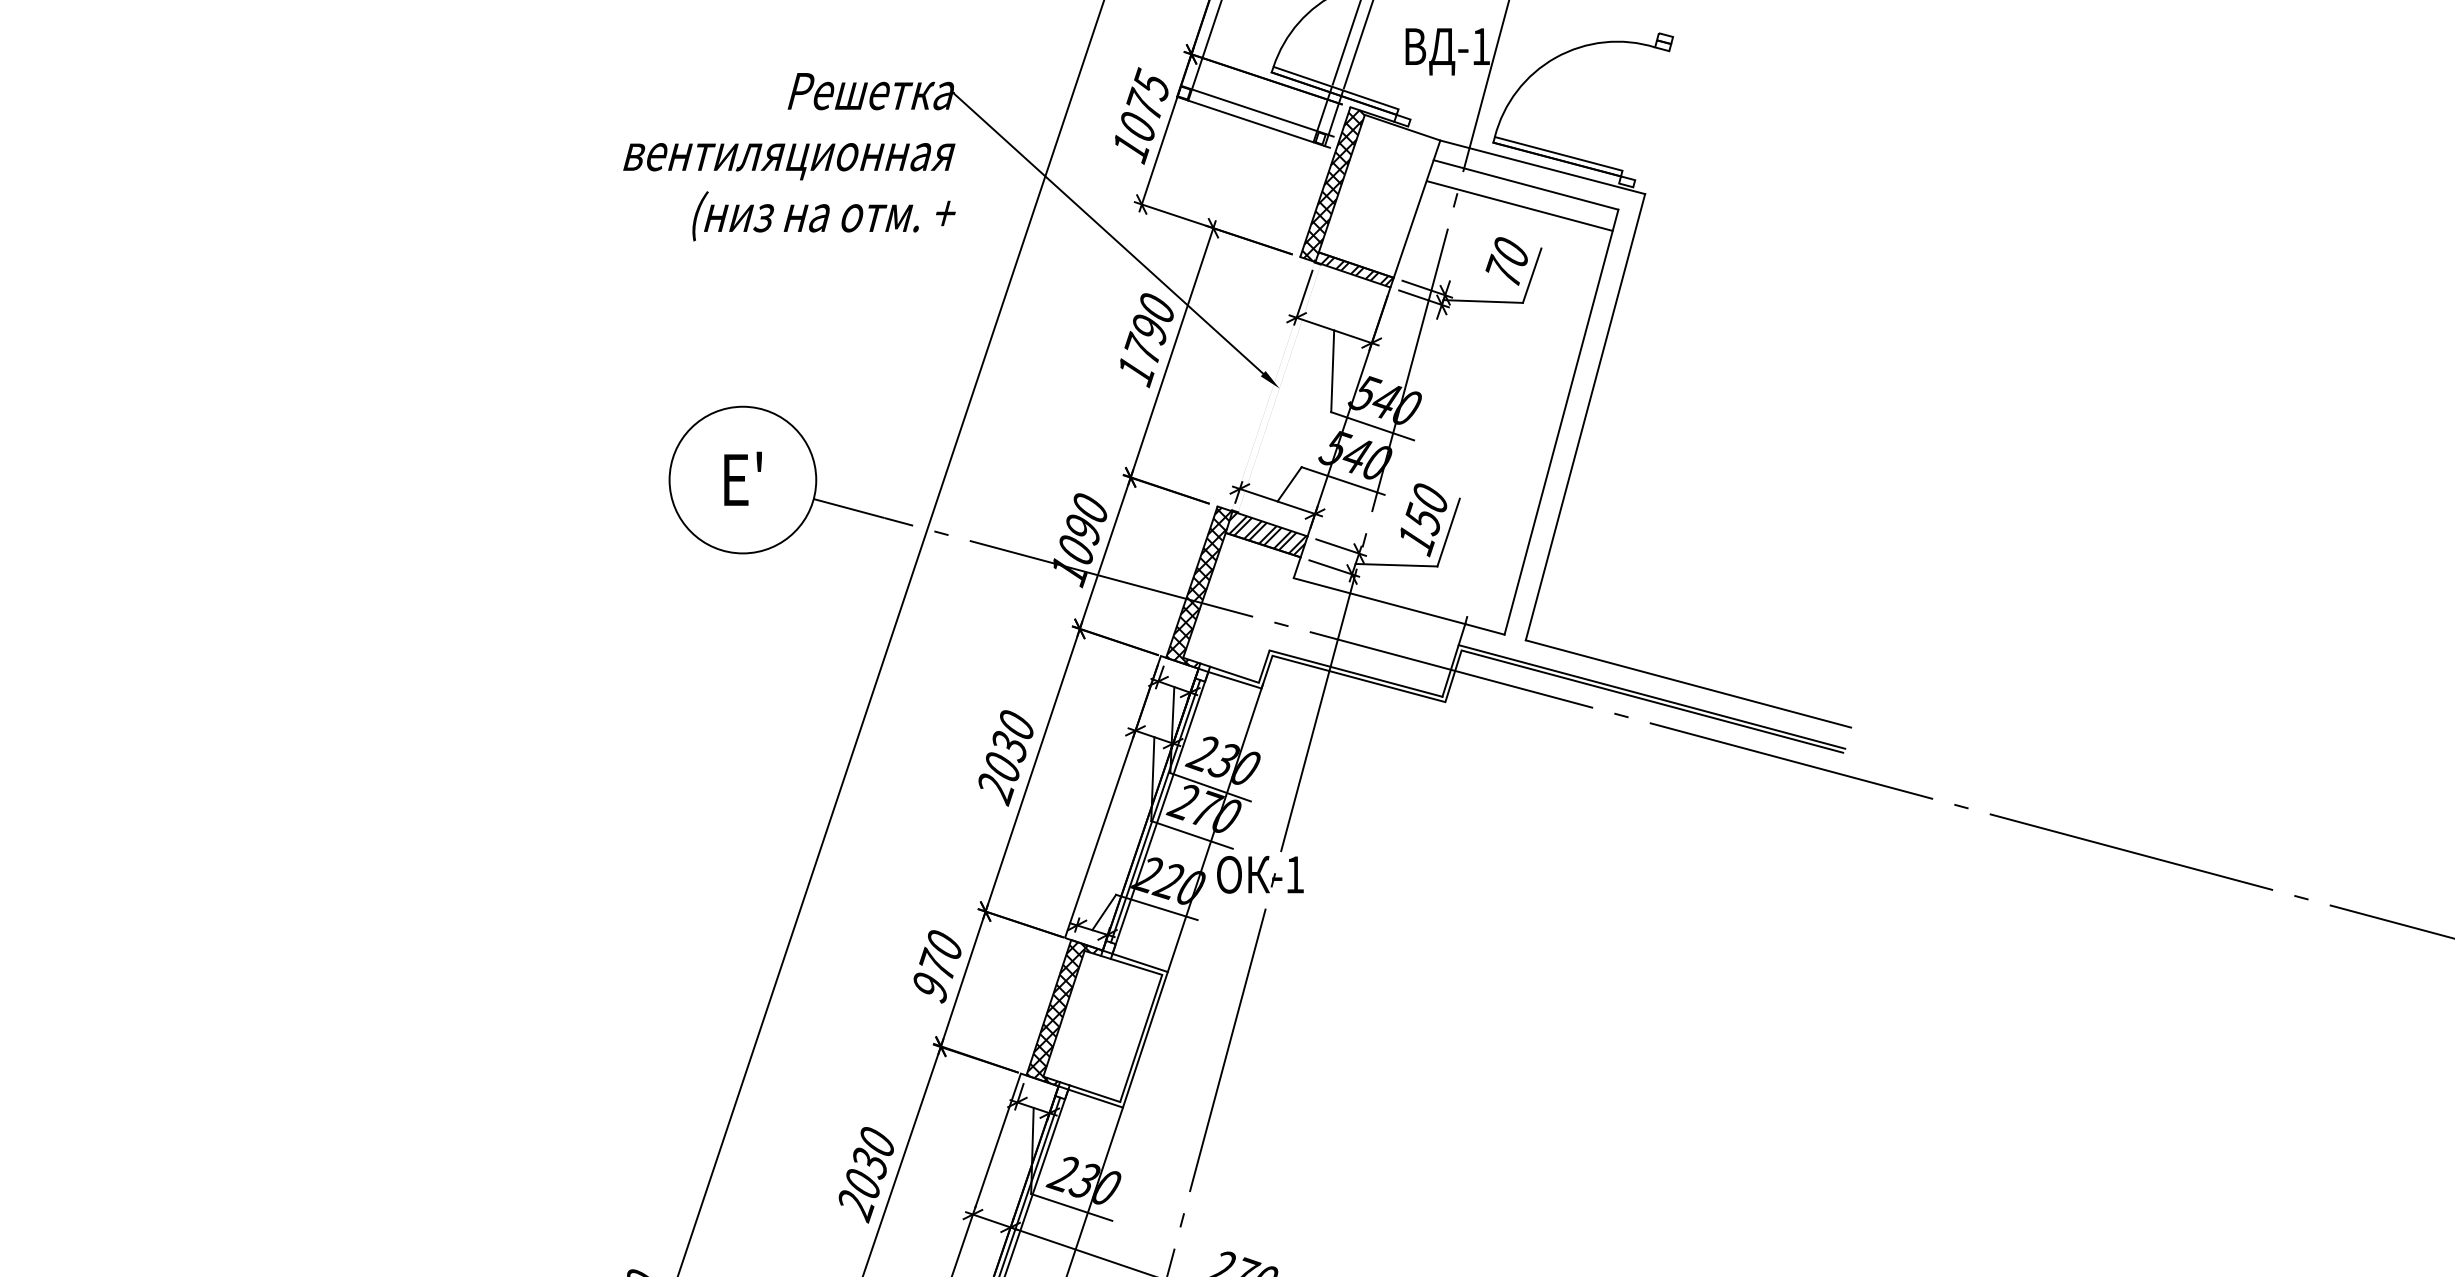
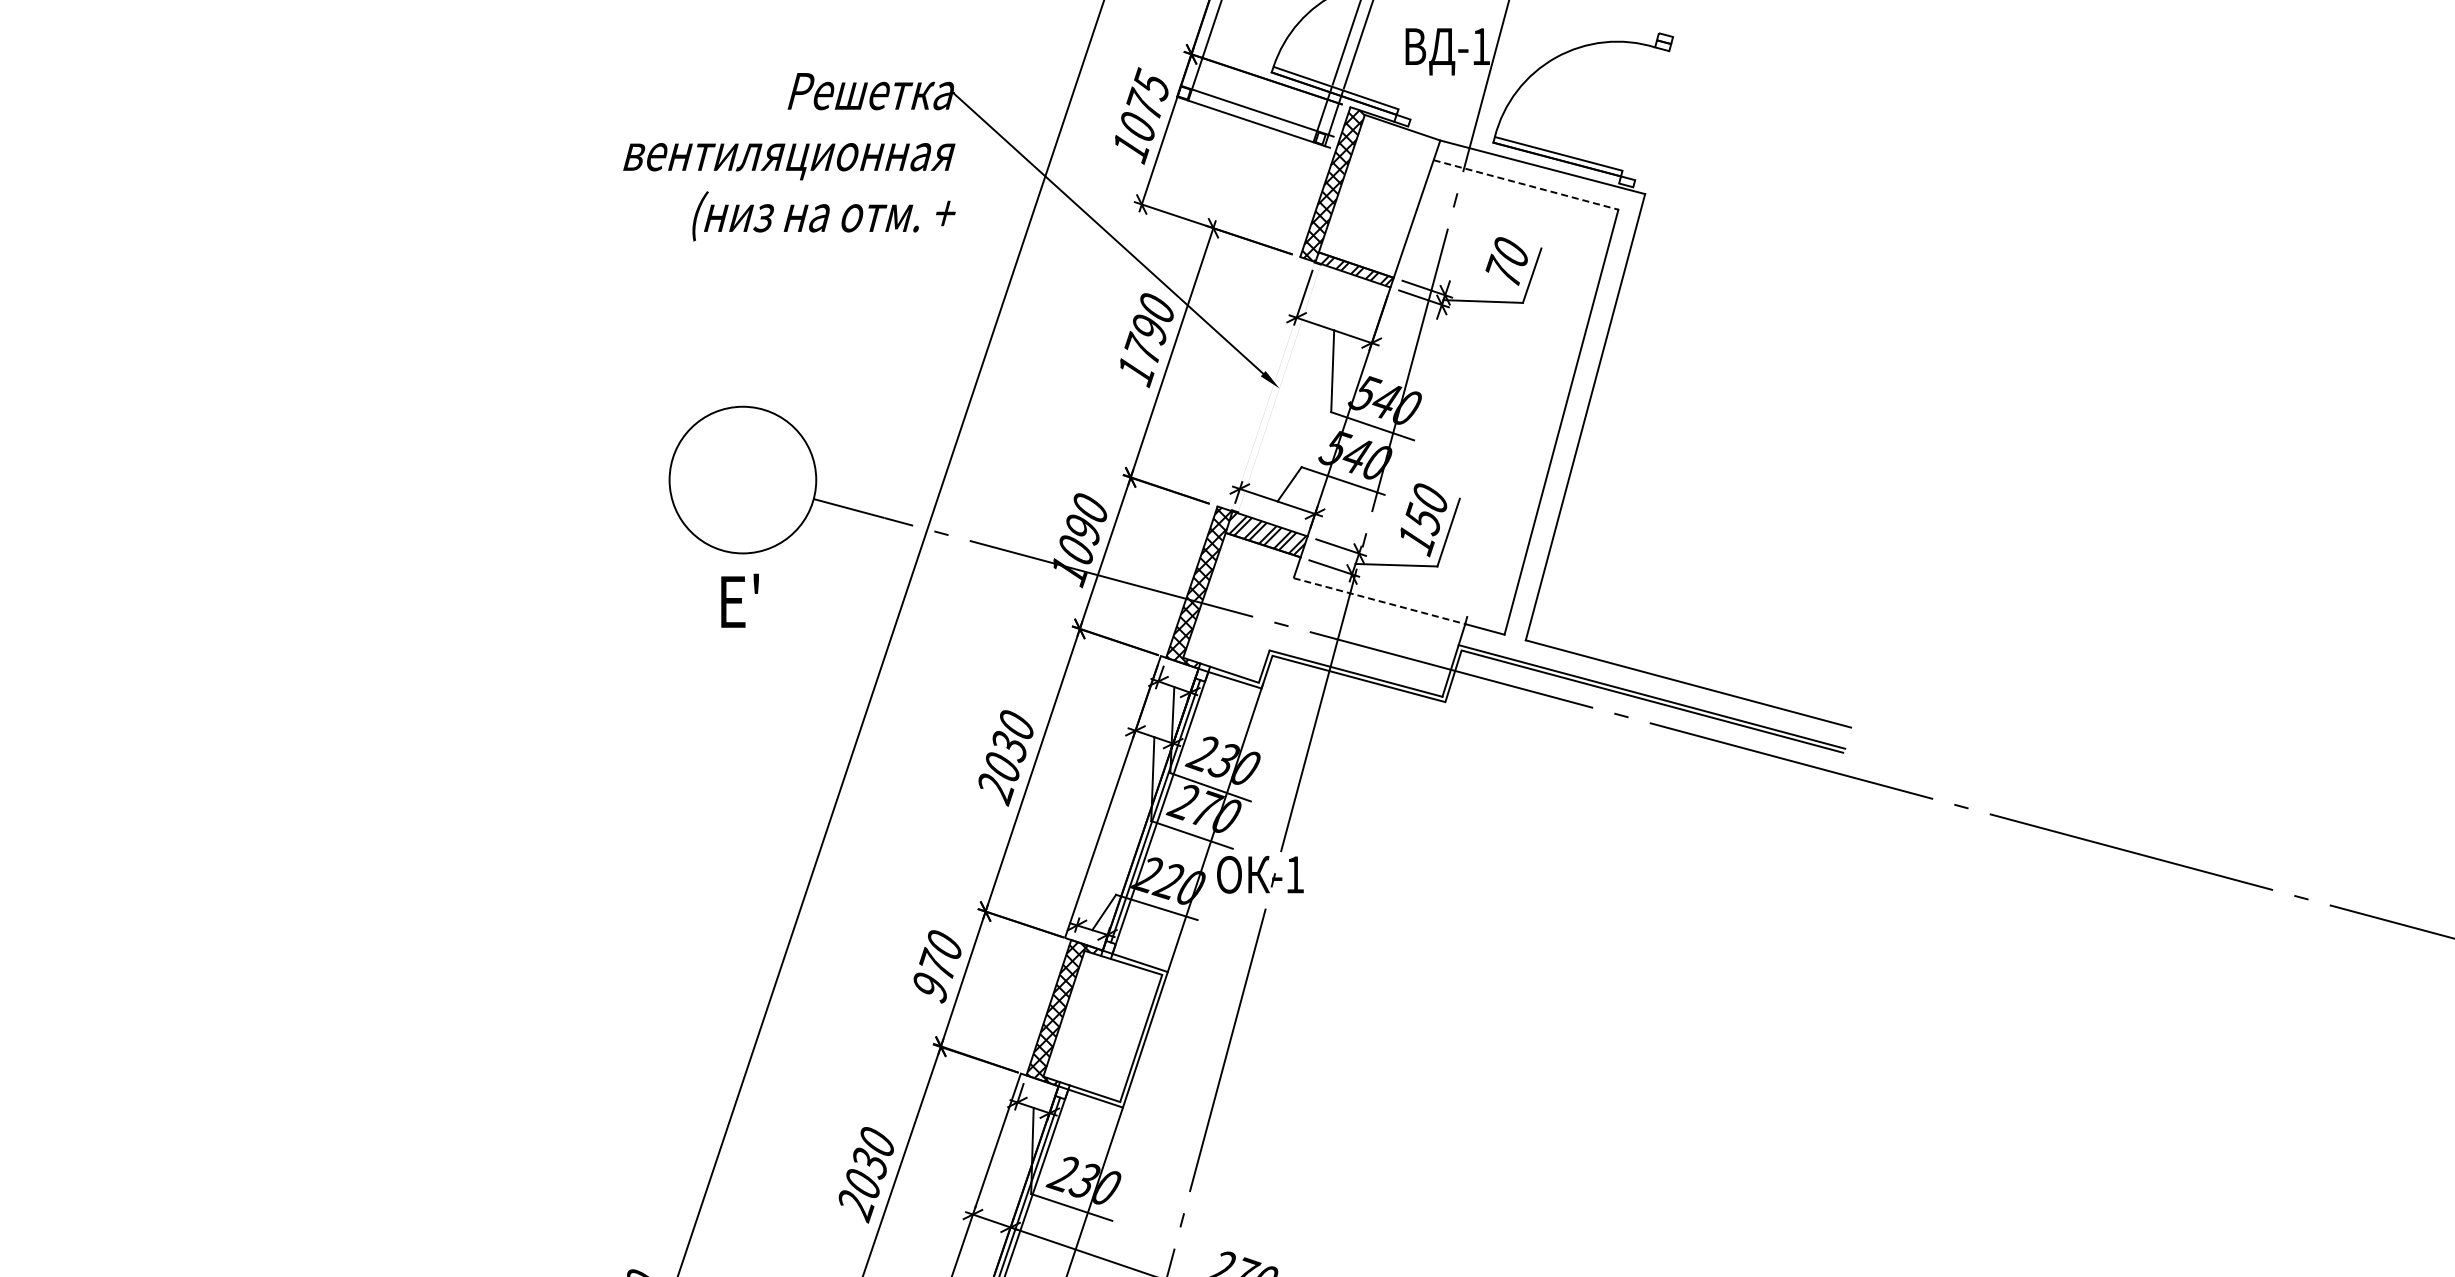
line: solid -> dashed (1525, 184)
line: present -> none (1519, 205)
text position: (742, 478) -> (739, 600) (739, 600)
line: solid -> dashed (1379, 601)
